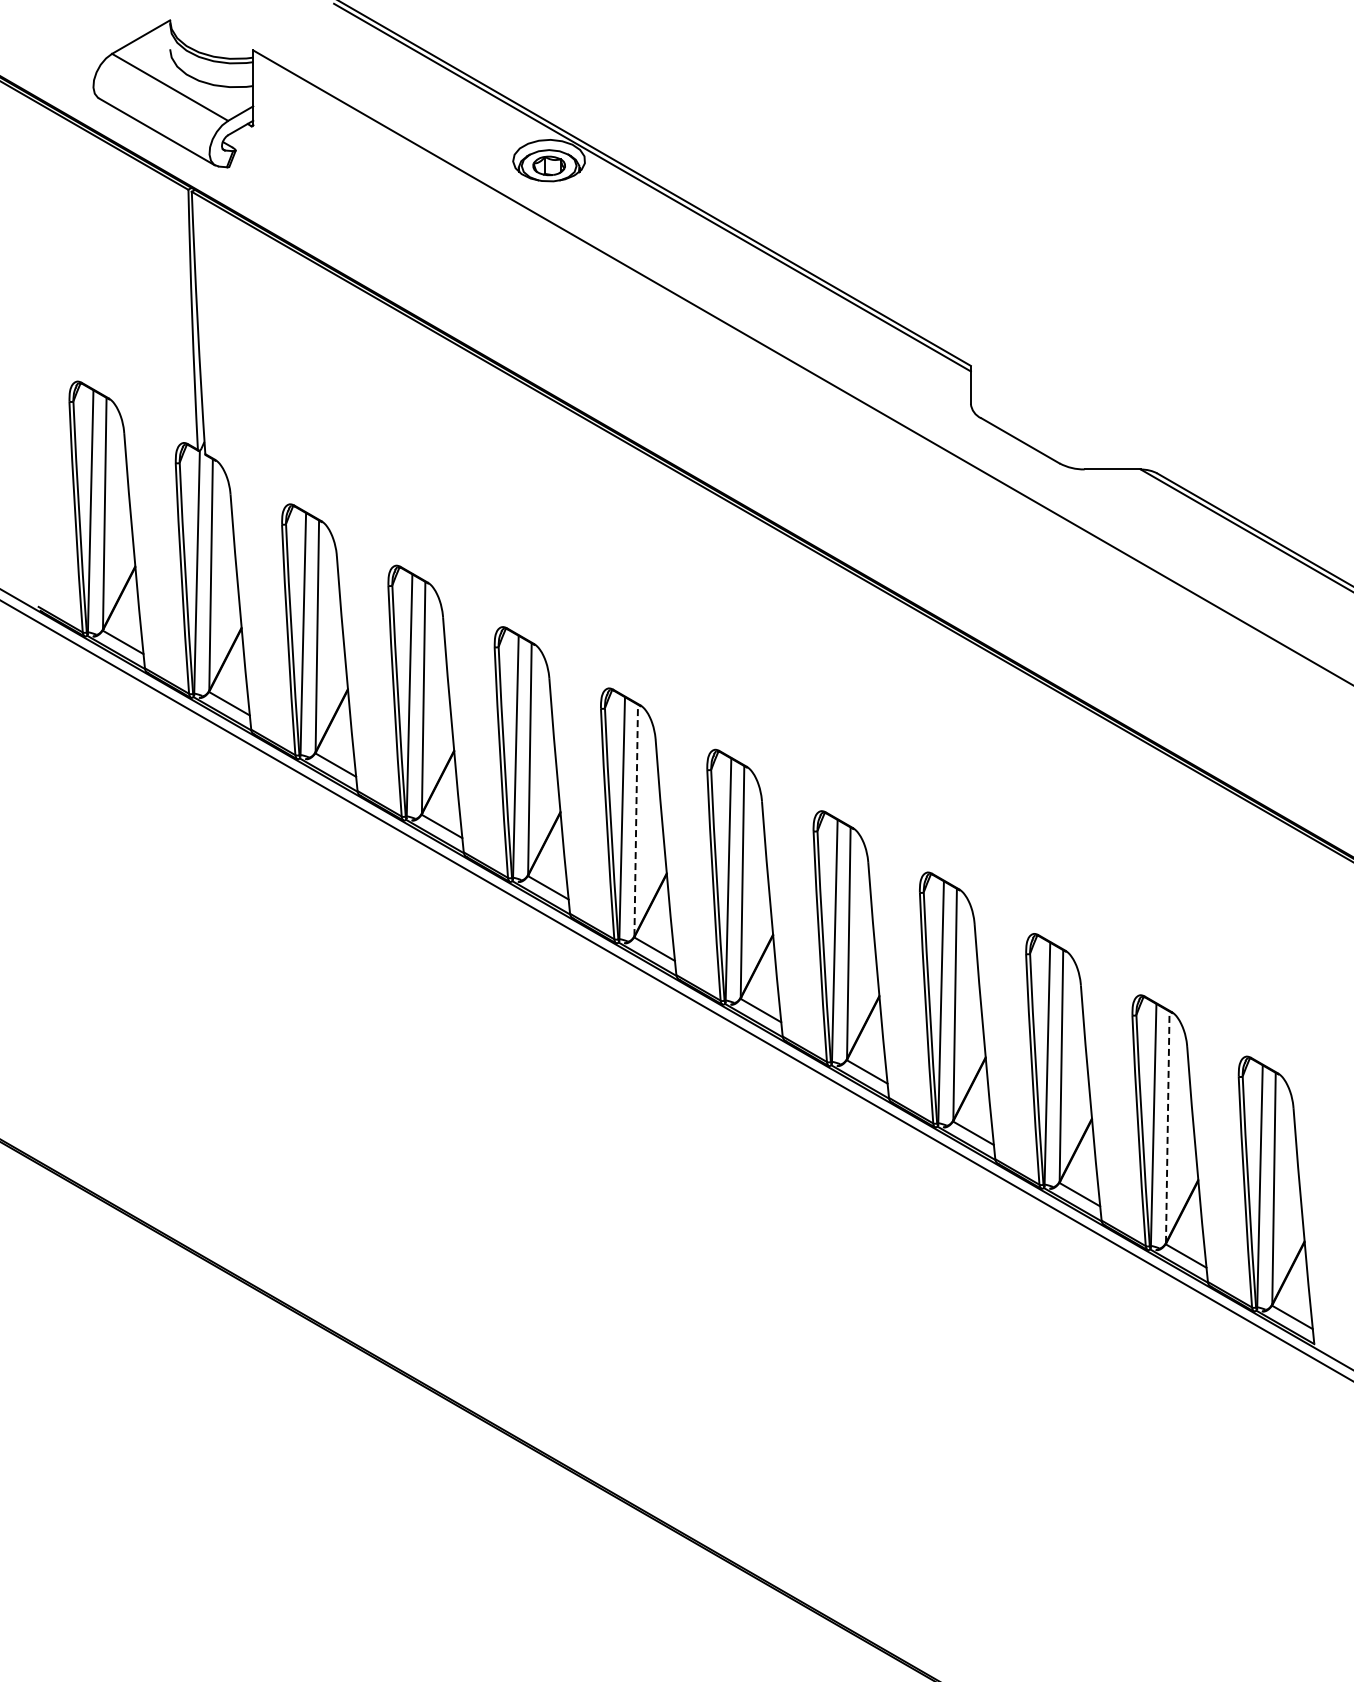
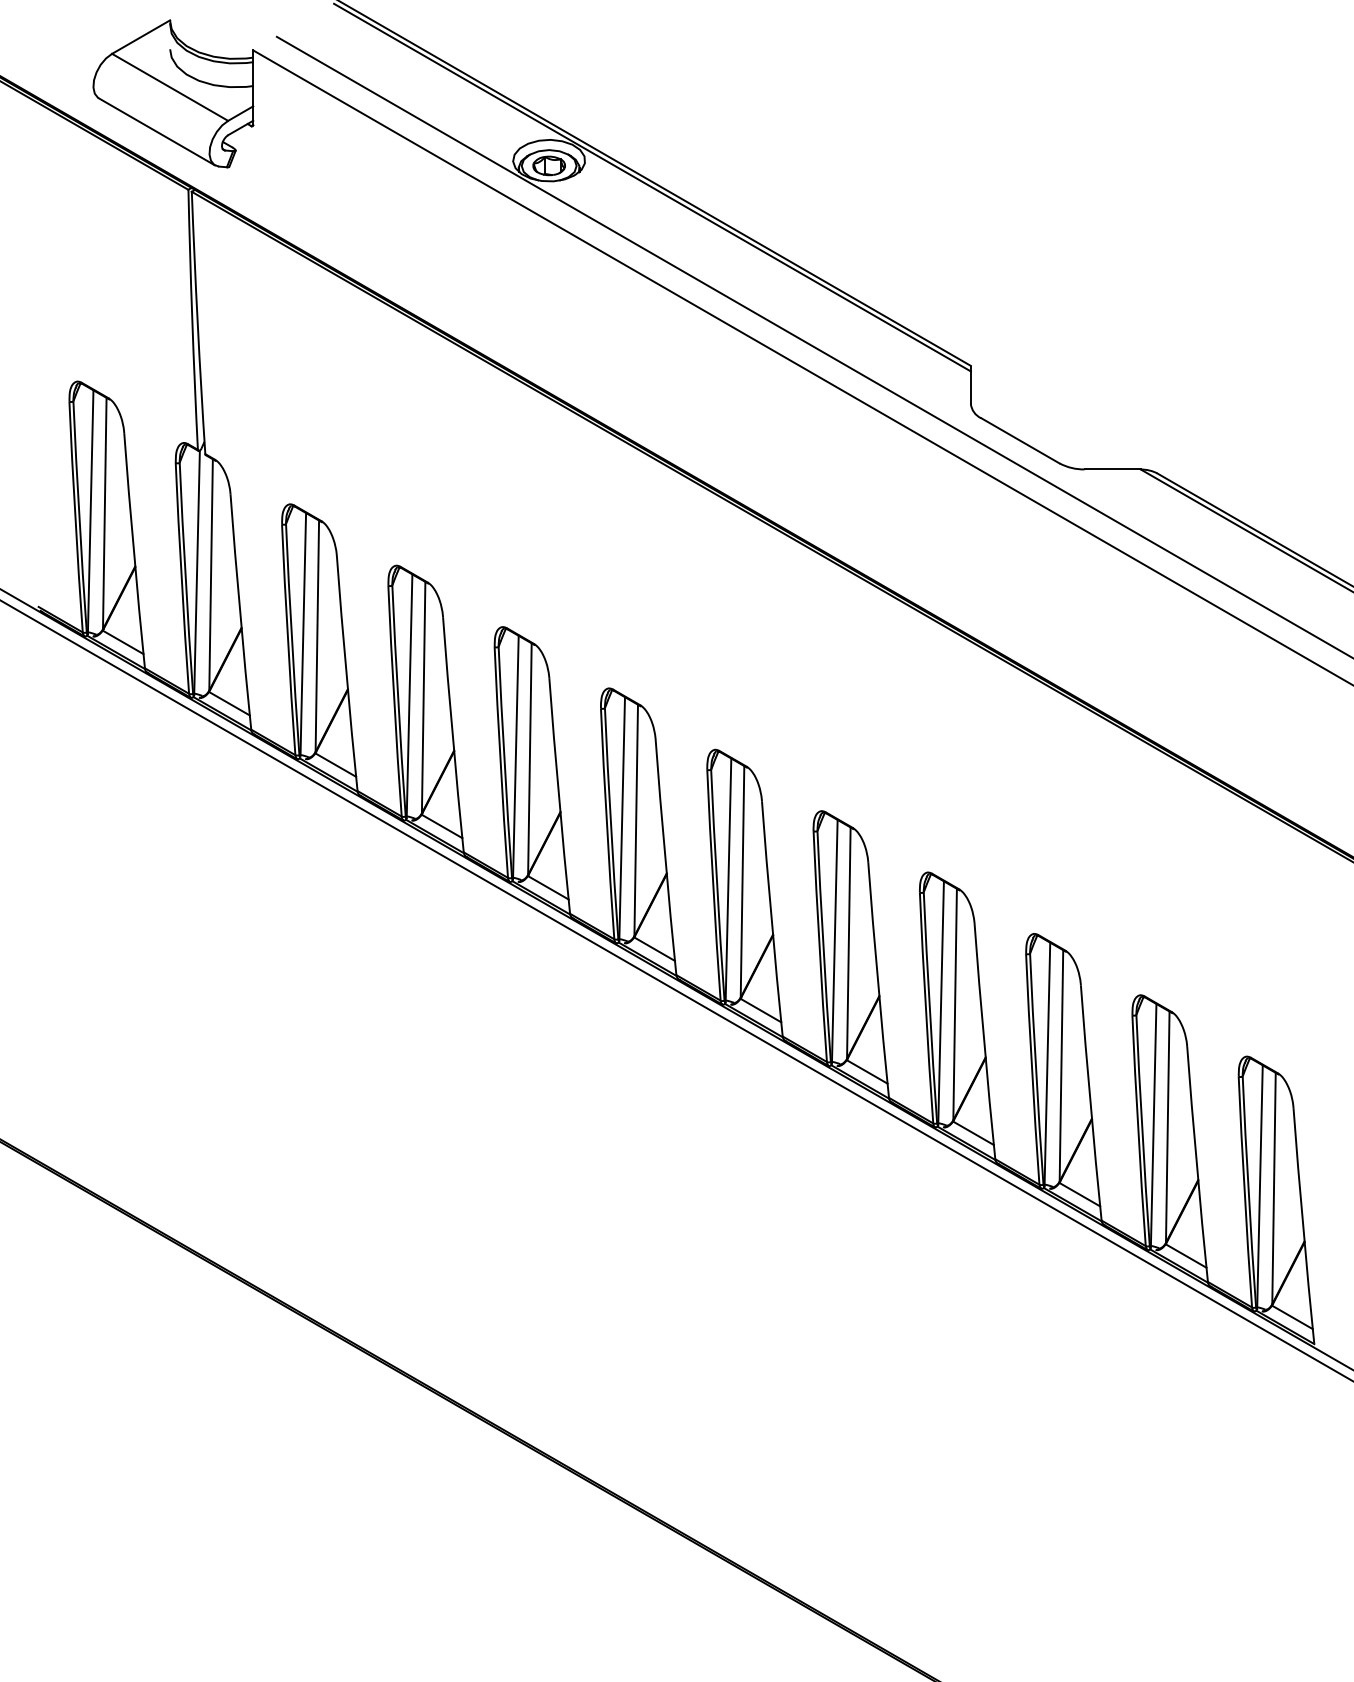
line: none -> present (813, 346)
line: dashed -> solid (636, 820)
line: dashed -> solid (1167, 1127)
